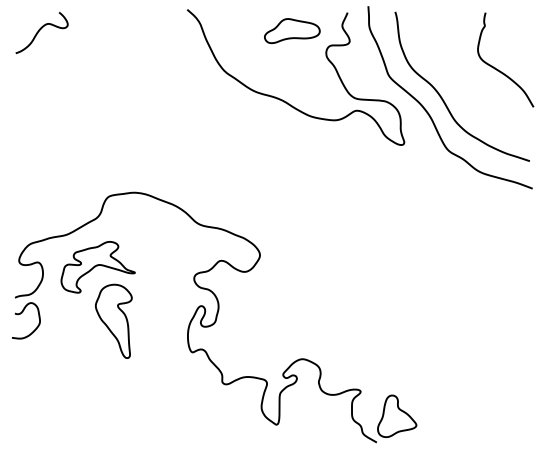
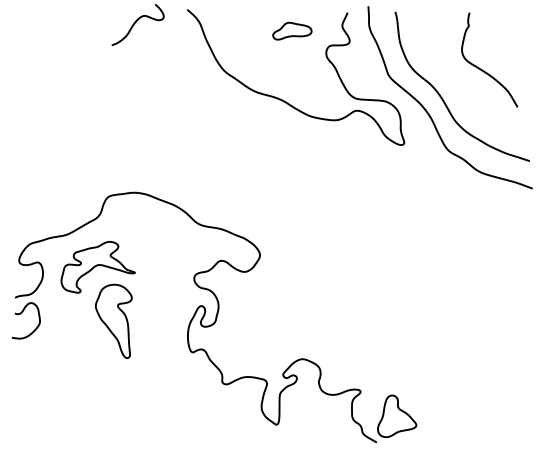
curve position: (39, 31) -> (135, 23) (135, 23)
part size: 57x27 px -> 41x20 px (292, 30)
curve position: (497, 68) -> (481, 68) (481, 68)
